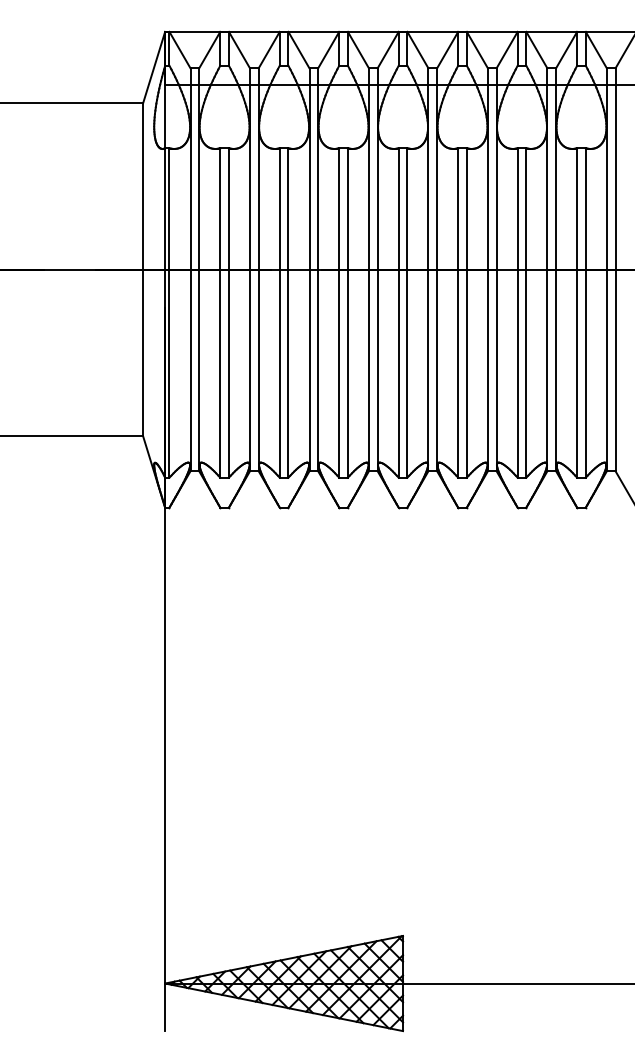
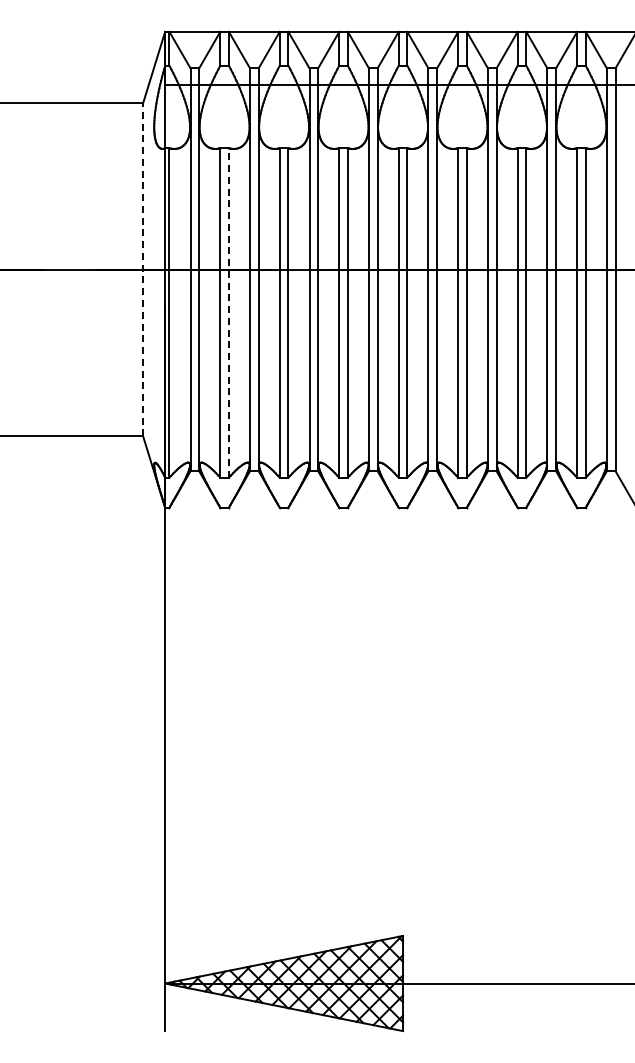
line: solid -> dashed (143, 269)
line: solid -> dashed (228, 313)
